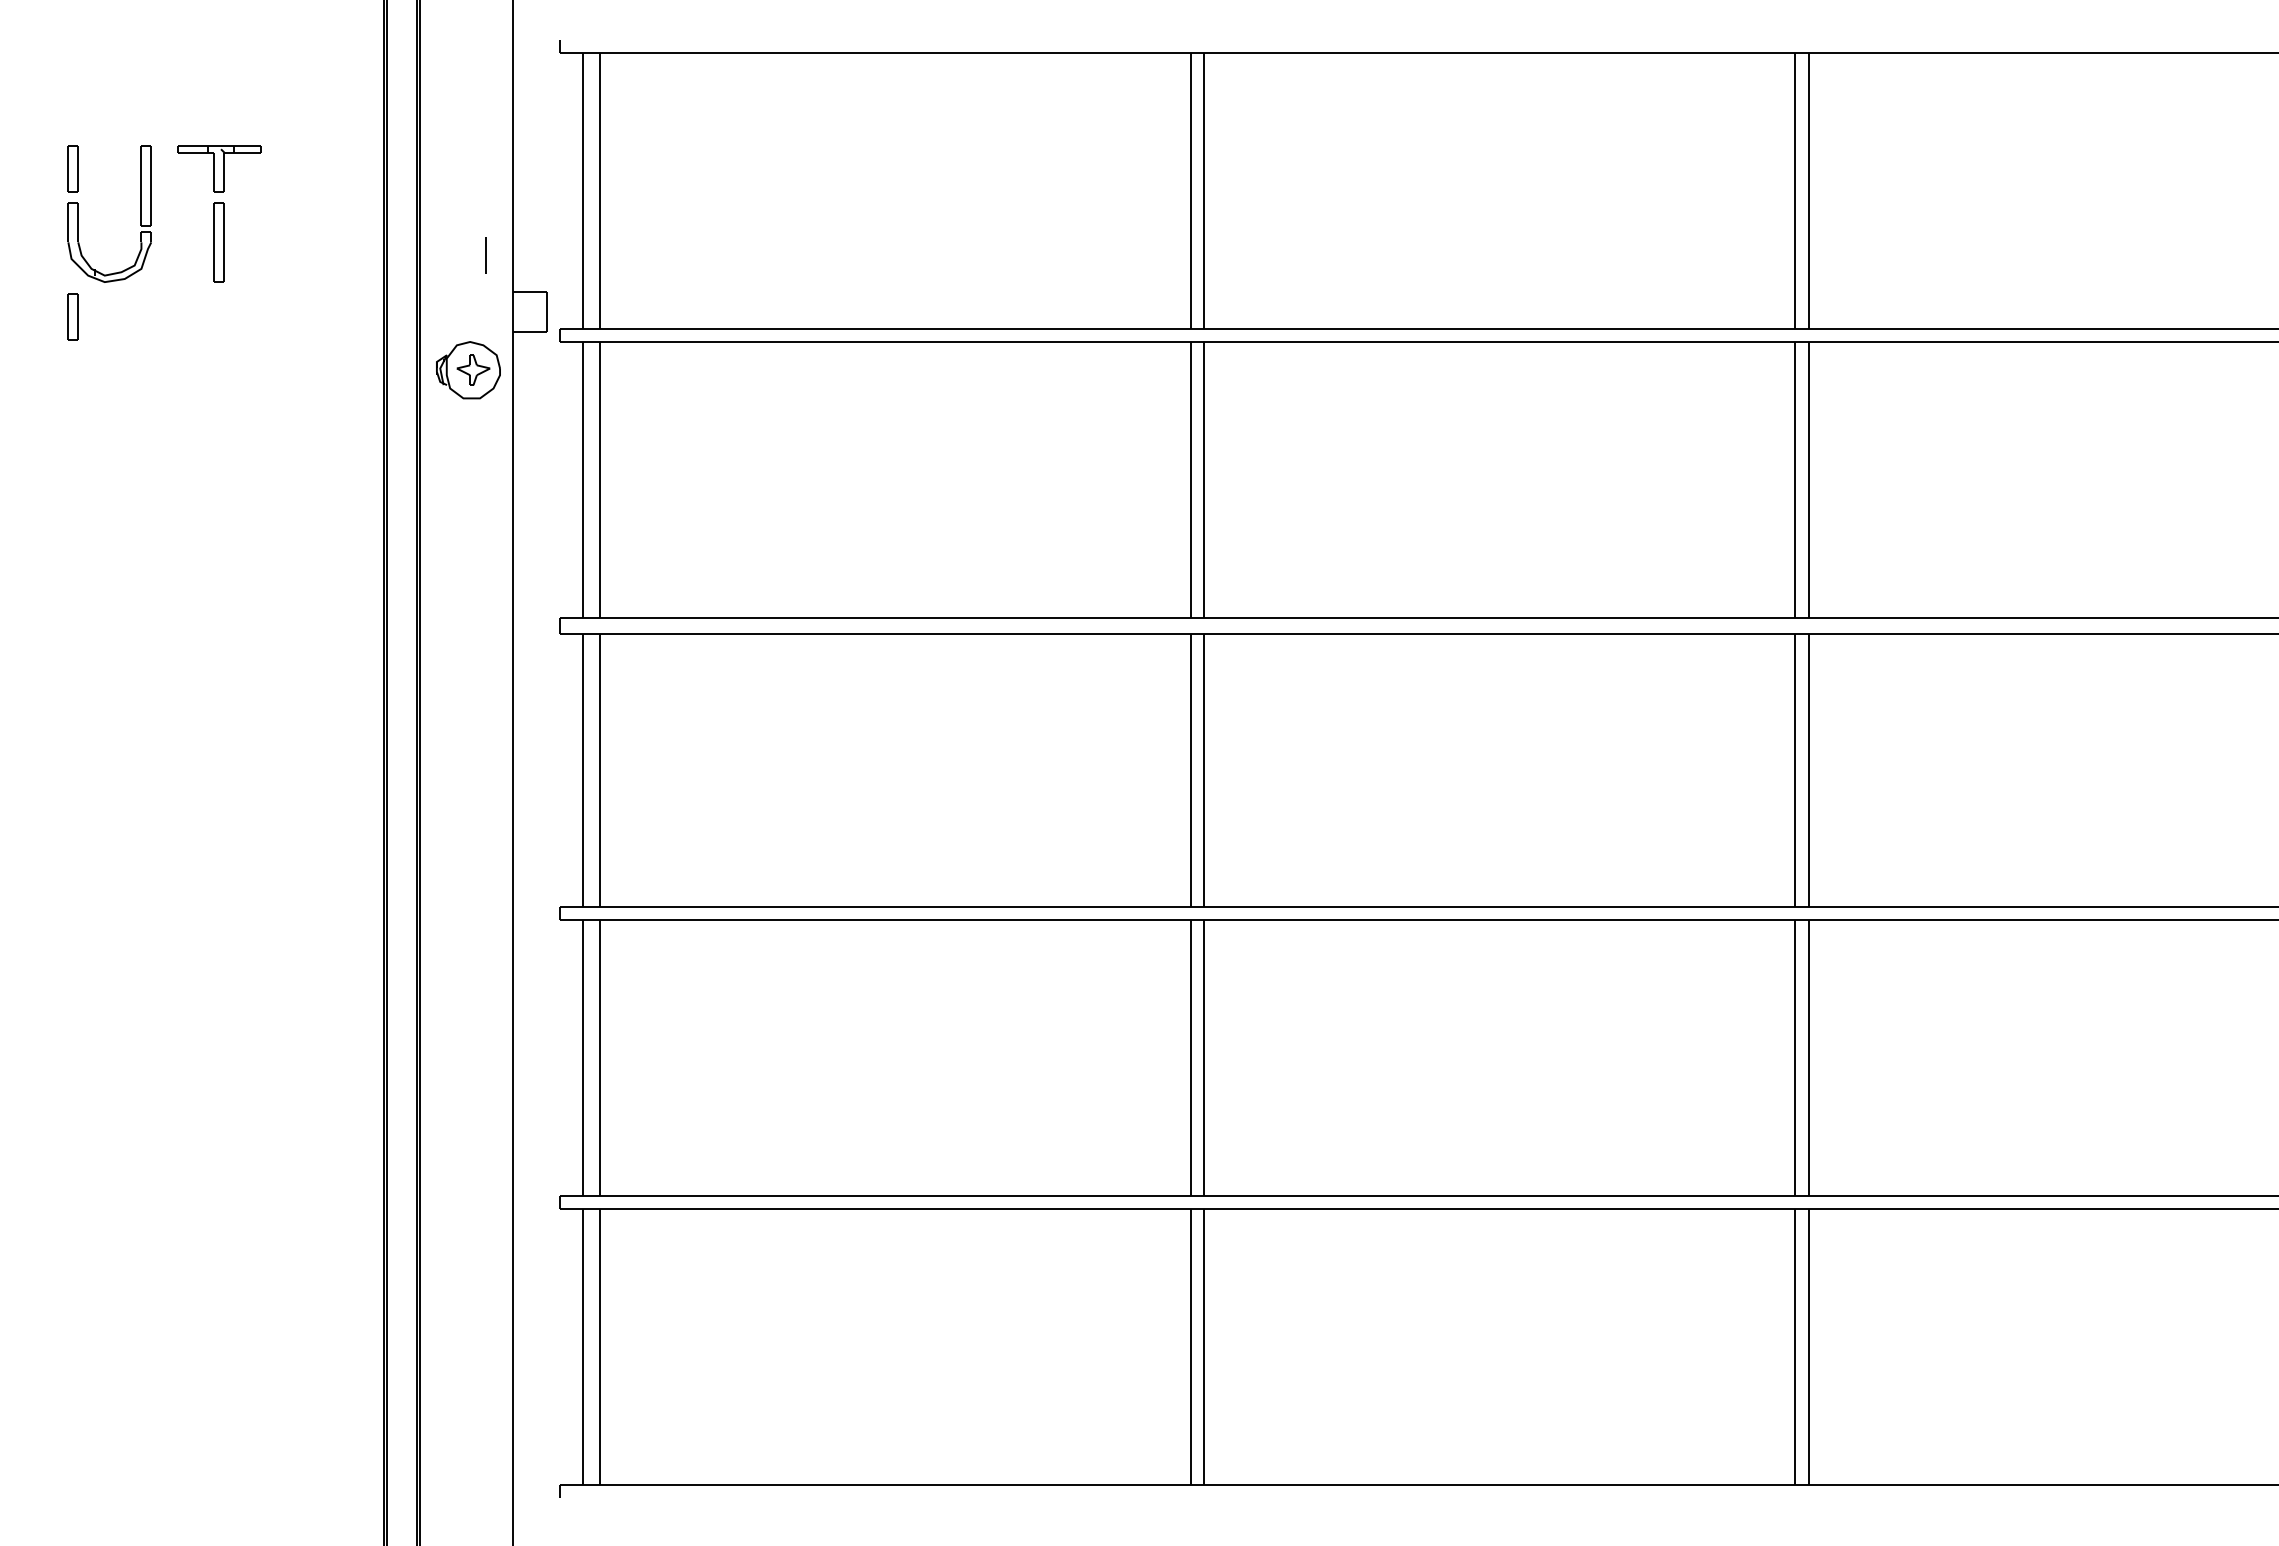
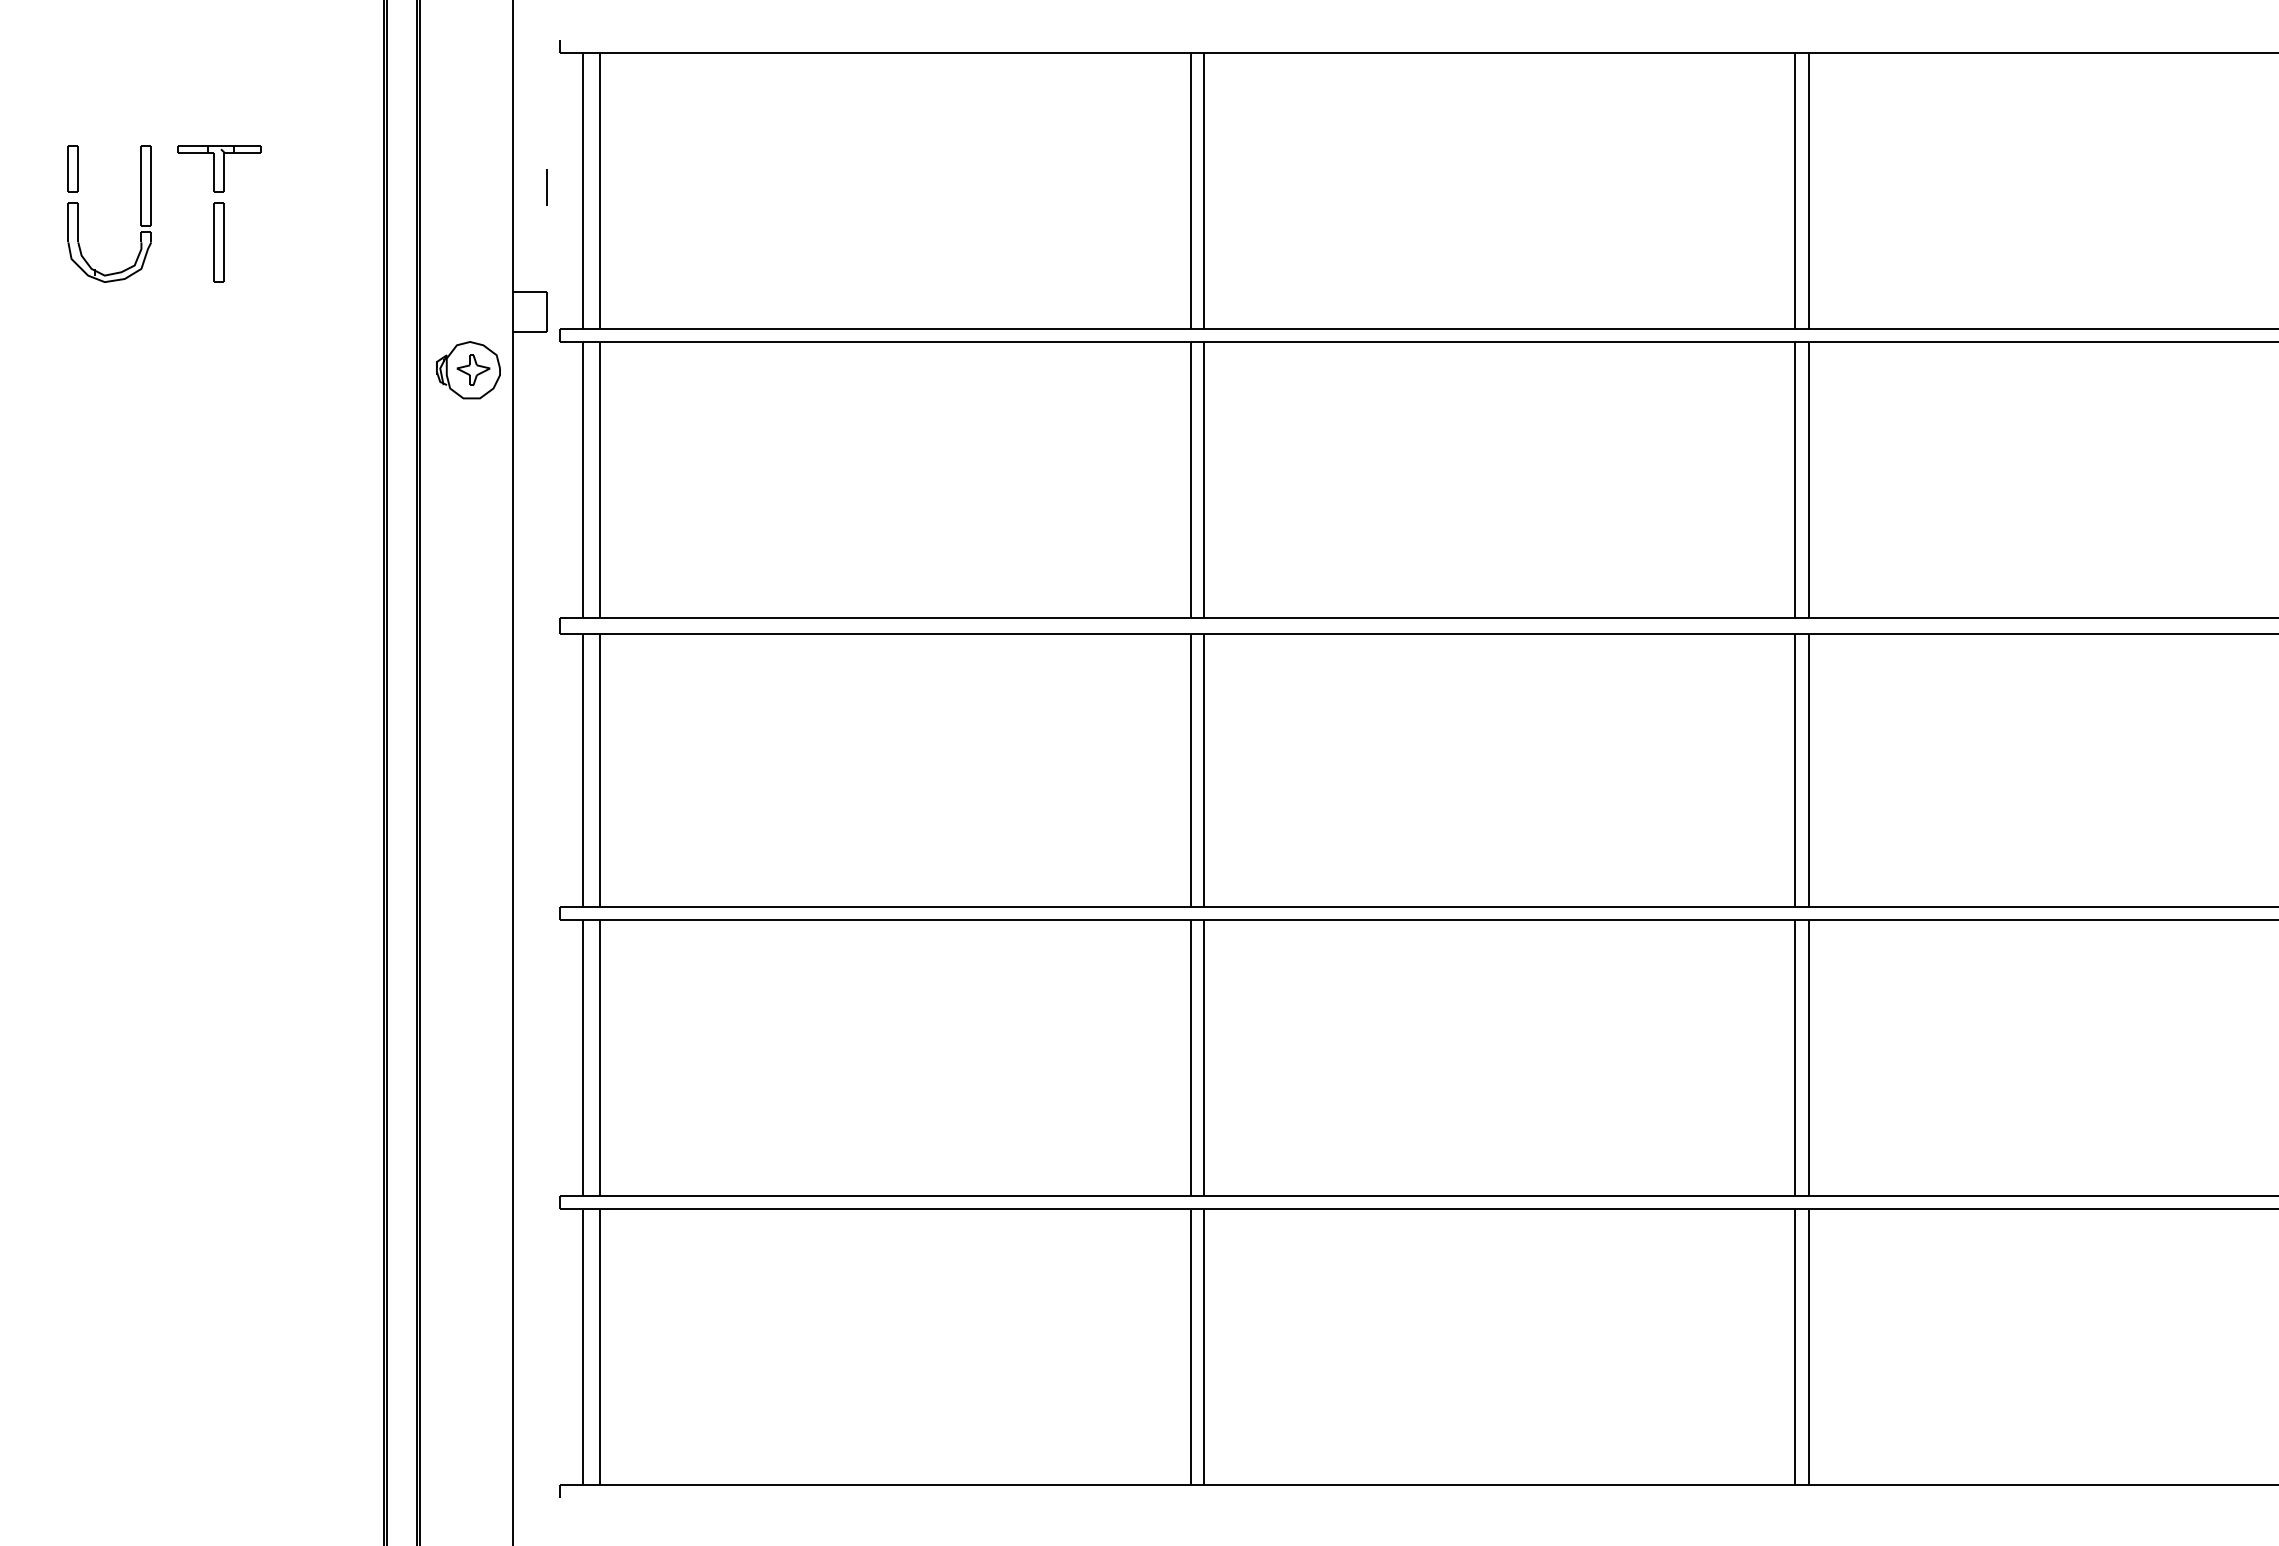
line position: (485, 255) -> (546, 187) (546, 187)
part: present -> none (72, 316)
